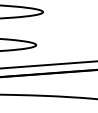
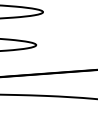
line: present -> none (48, 64)
